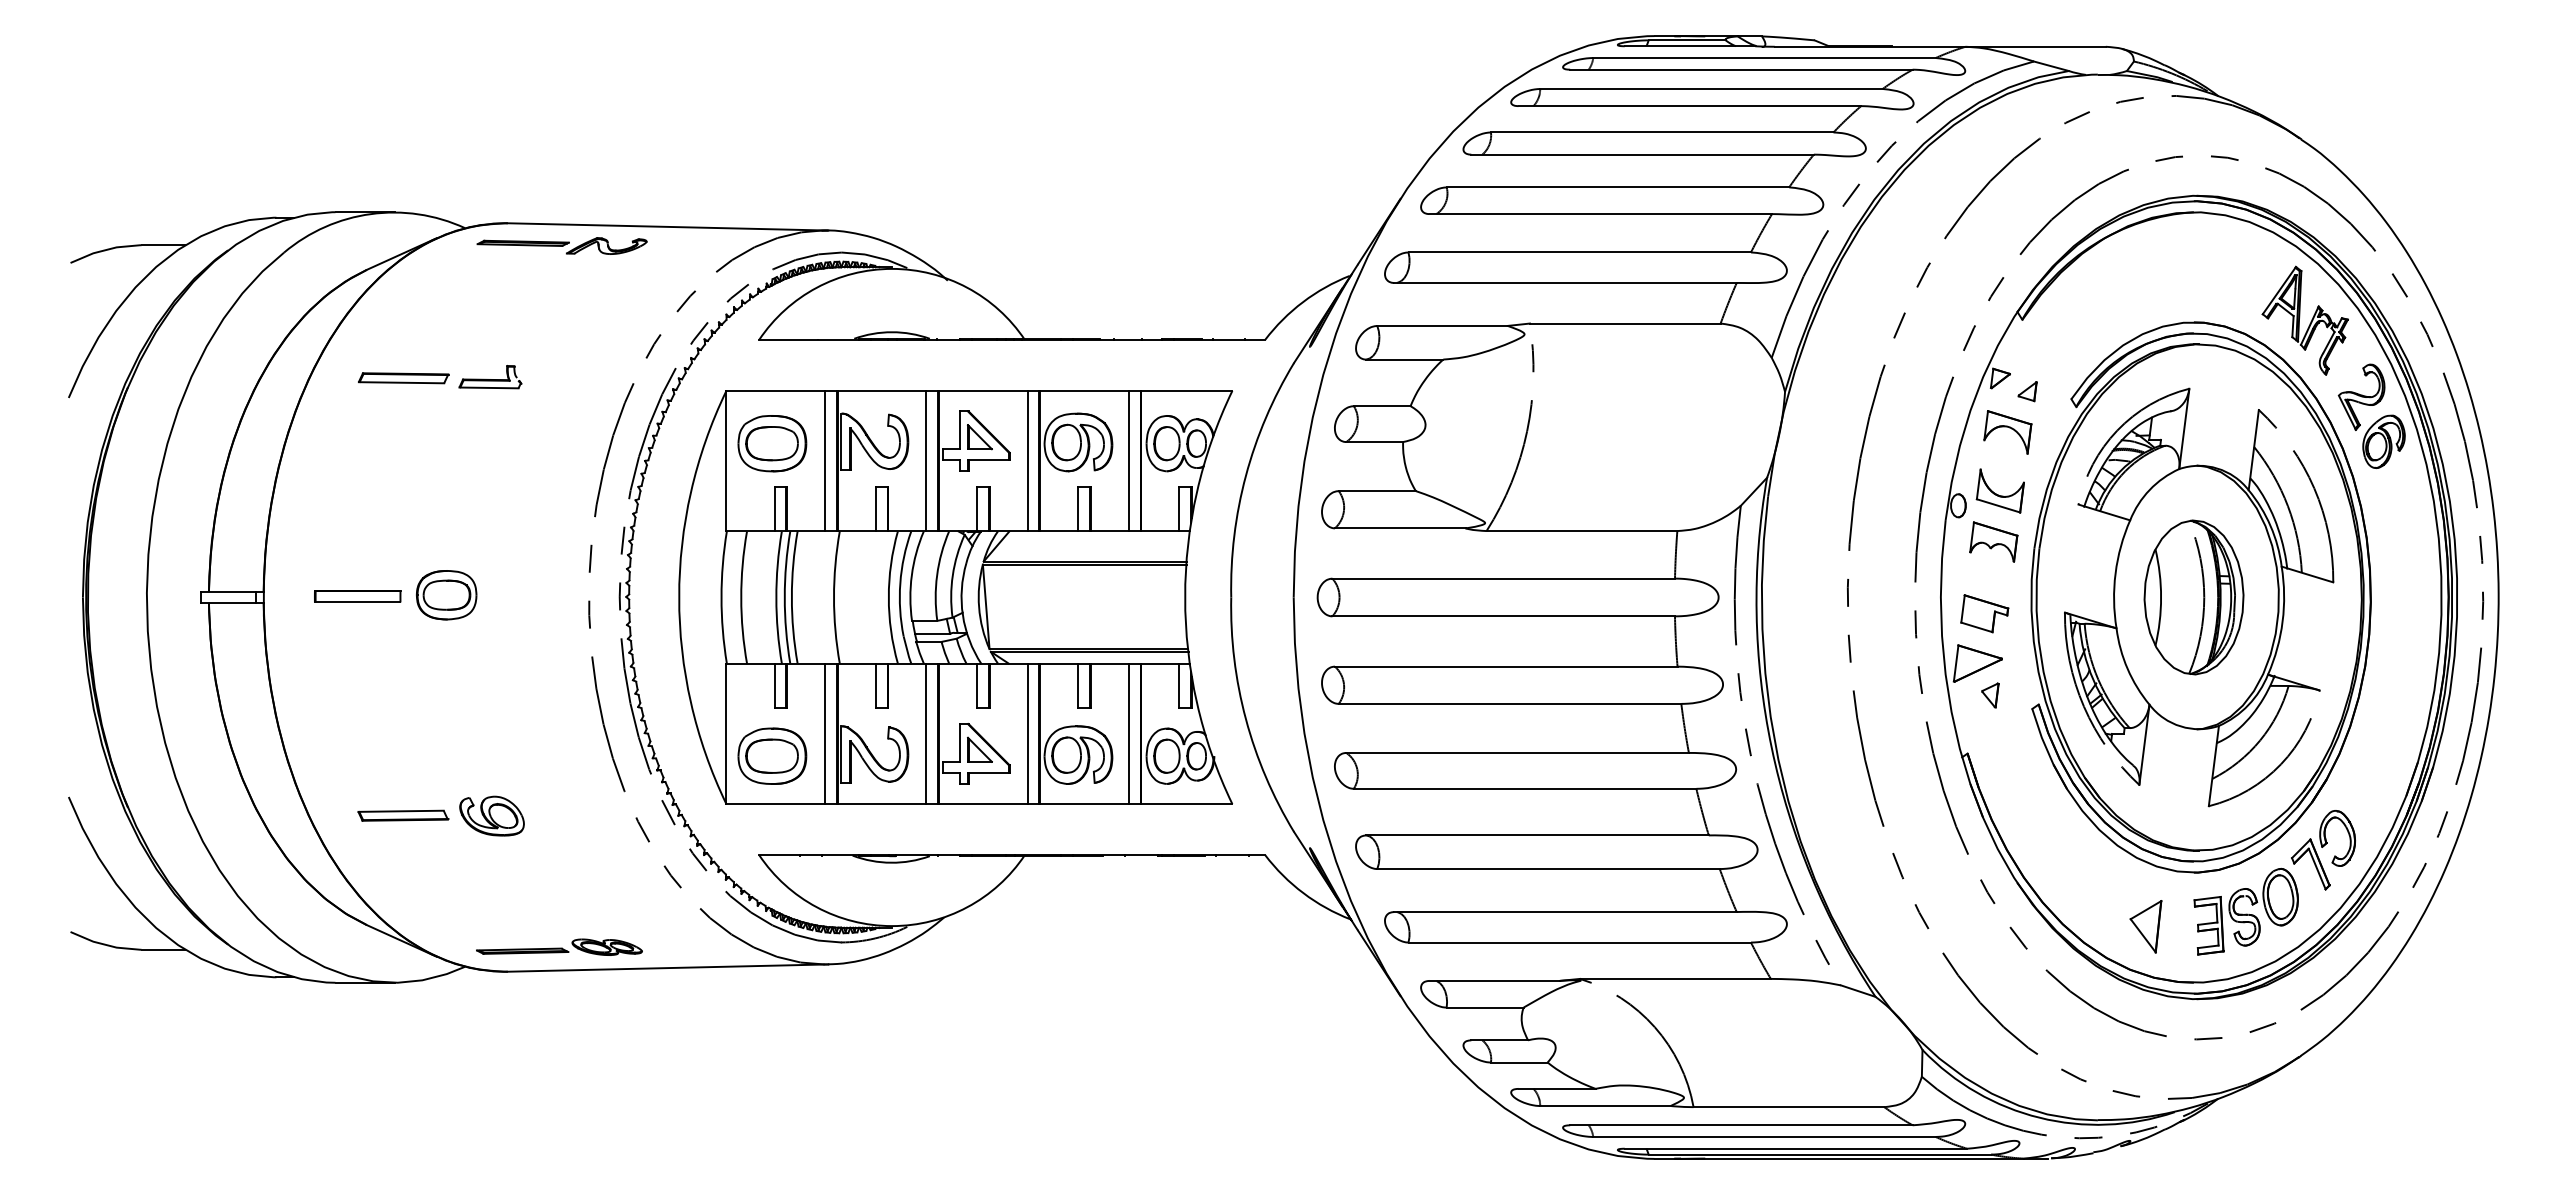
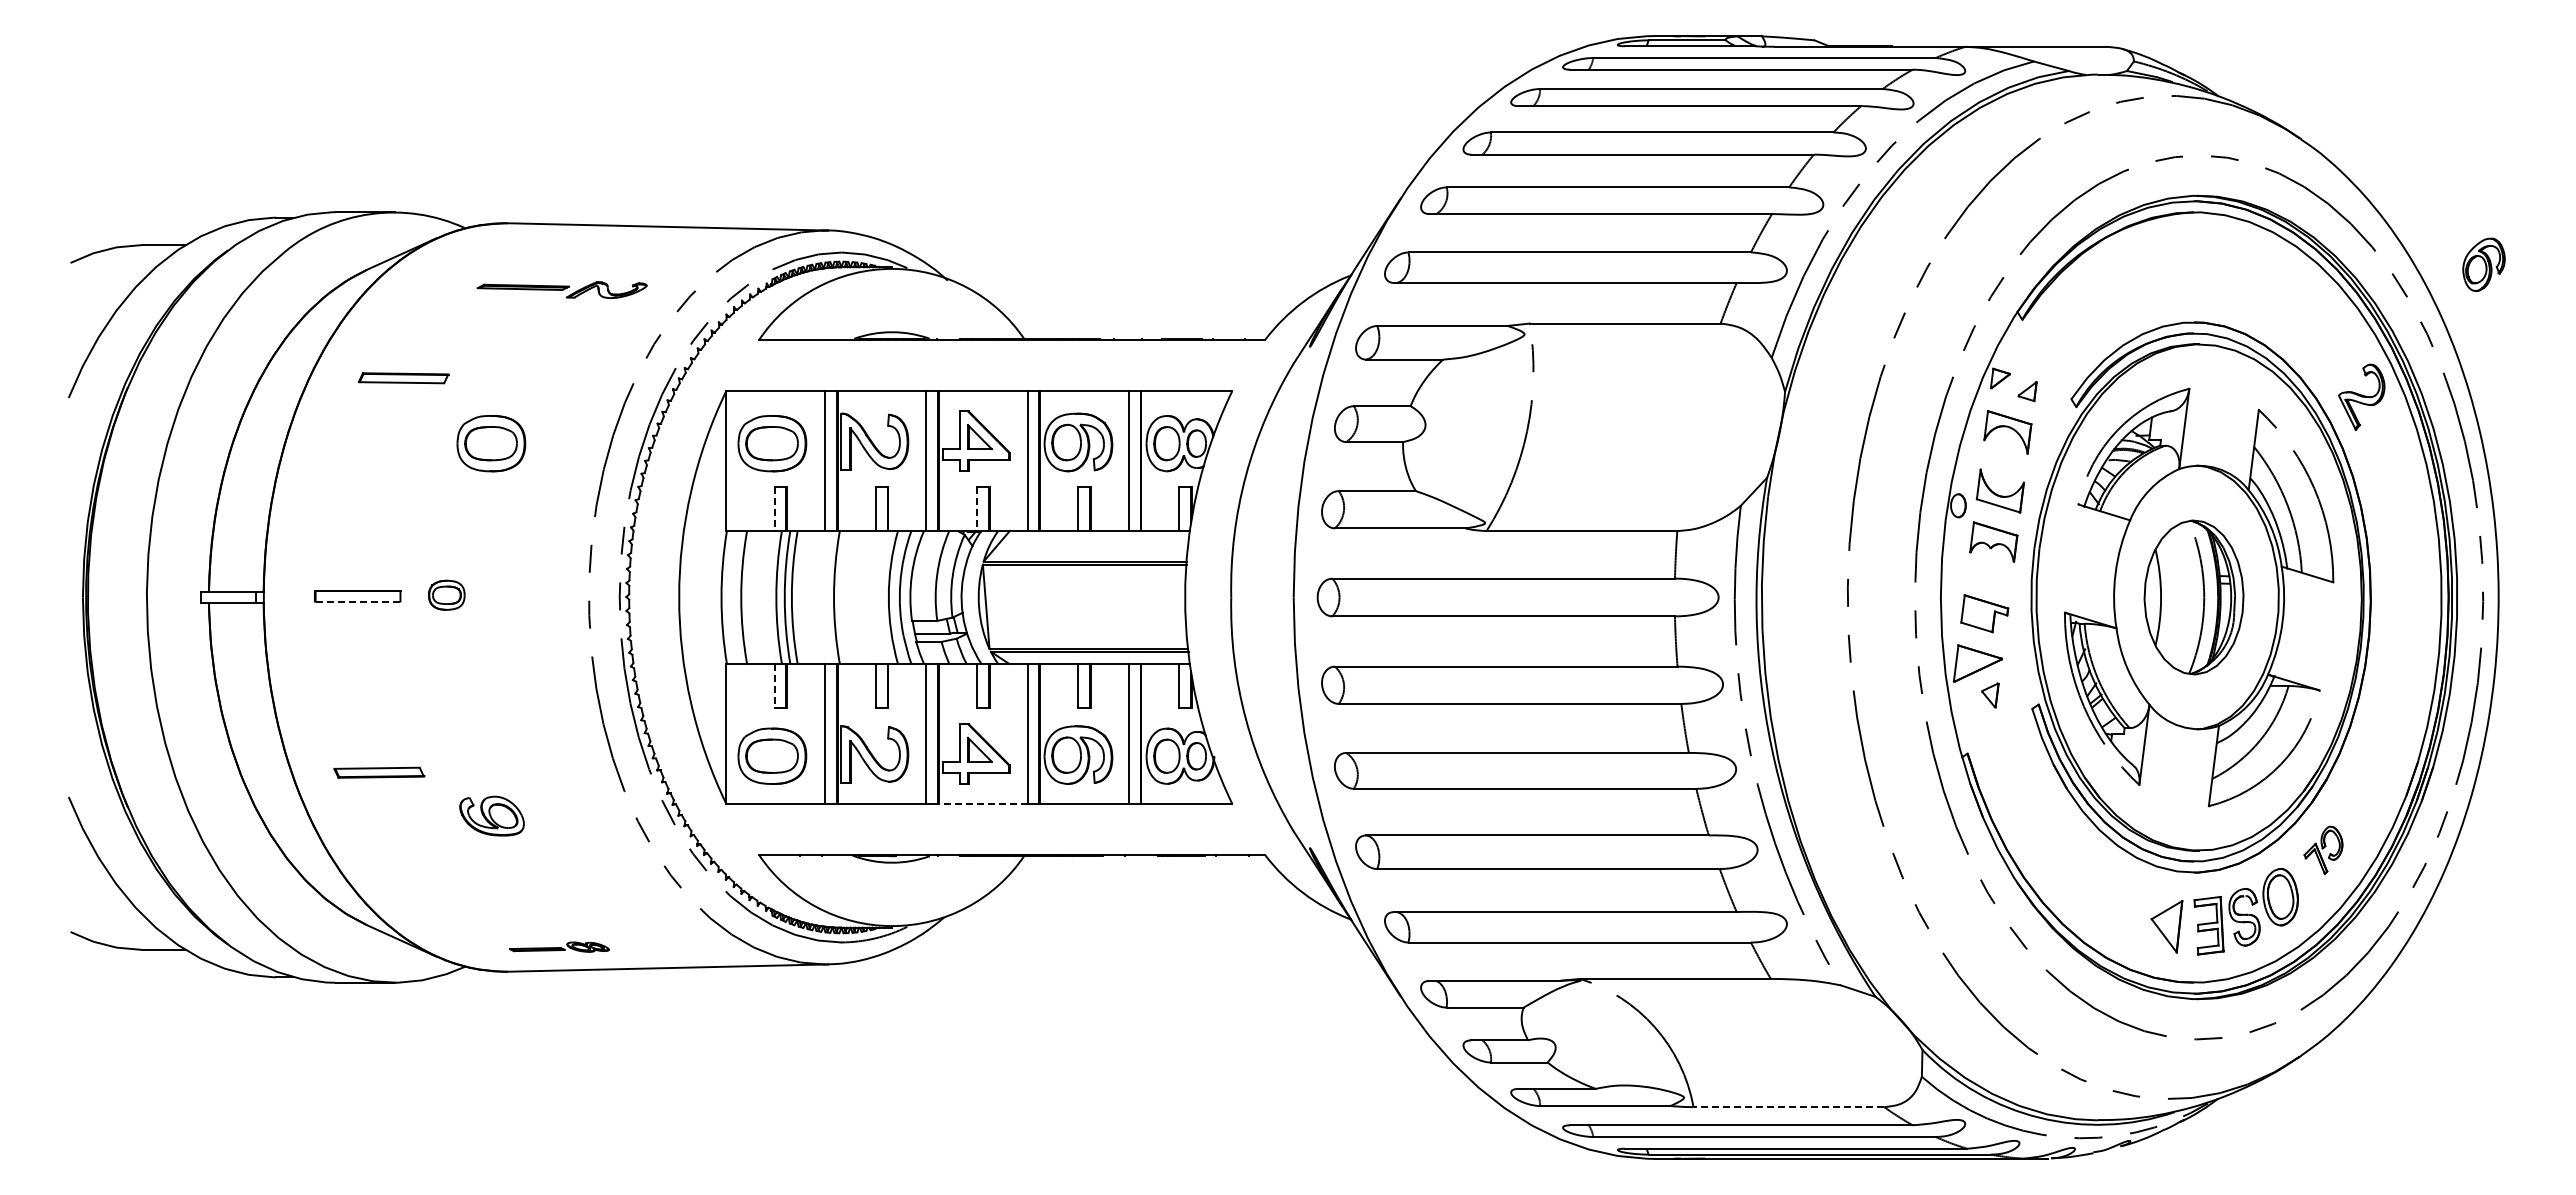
part position: (561, 245) -> (561, 289) (561, 289)
part: present -> none (2304, 320)
part: present -> none (490, 377)
part position: (2383, 441) -> (2483, 264) (2483, 264)
part: none -> present (491, 443)
line: solid -> dashed (774, 509)
line: solid -> dashed (977, 509)
part size: 62x51 px -> 38x32 px (446, 594)
line: solid -> dashed (357, 602)
line: solid -> dashed (774, 686)
line: solid -> dashed (982, 804)
part position: (403, 815) -> (379, 772) (379, 772)
part size: 65x81 px -> 41x50 px (2323, 849)
part position: (2145, 926) -> (2166, 926) (2166, 926)
part size: 167x18 px -> 101x12 px (559, 946)
line: solid -> dashed (1788, 1107)
